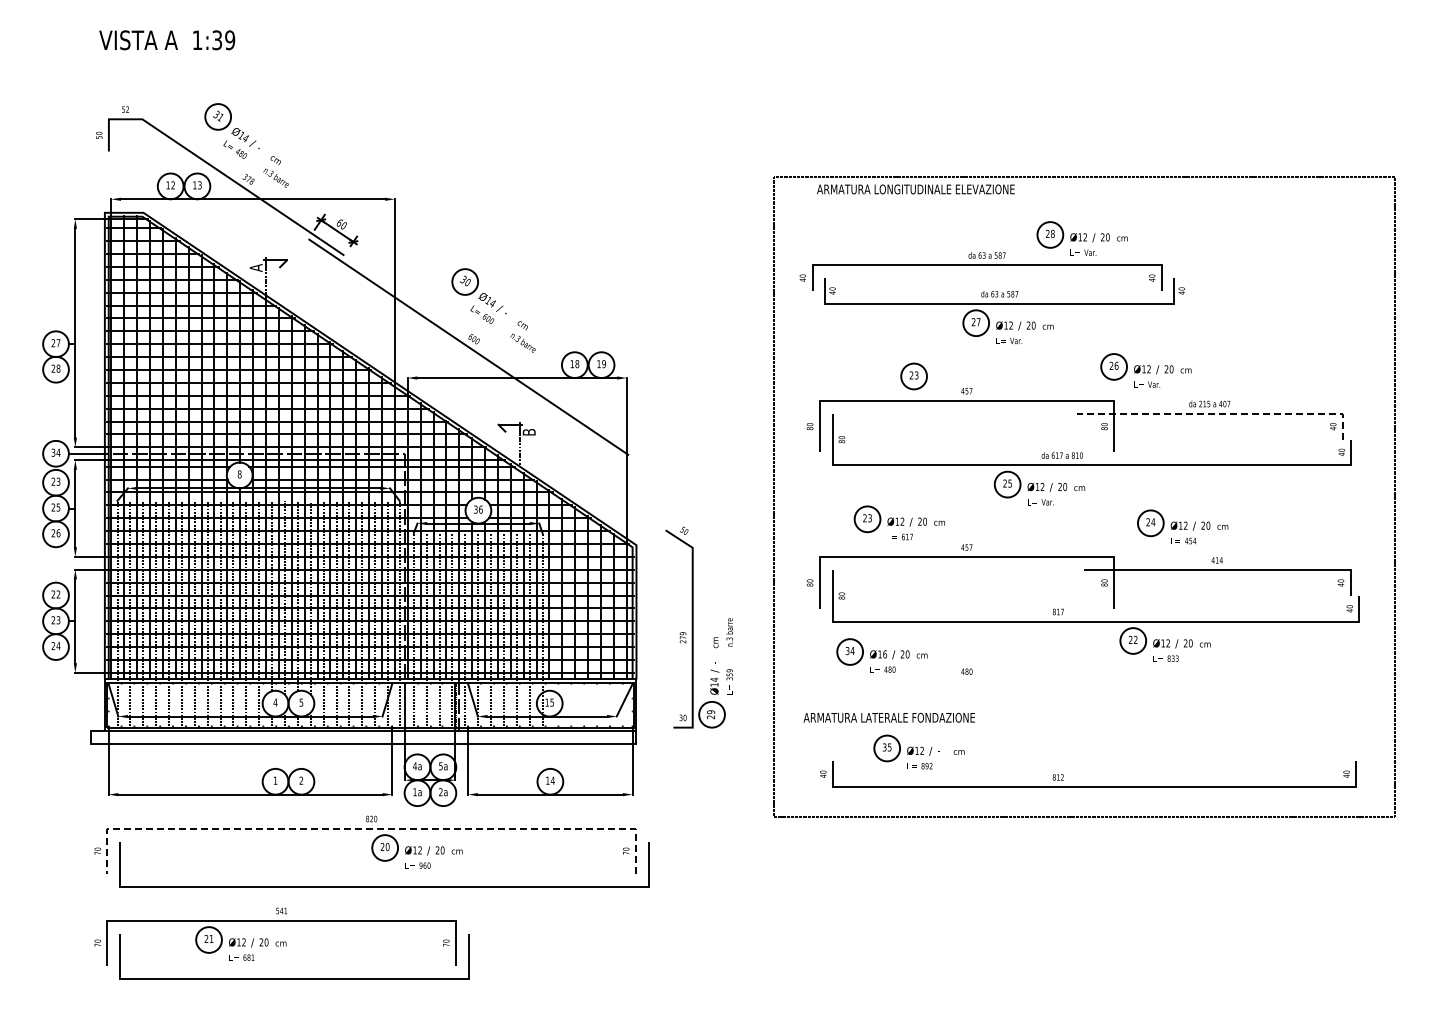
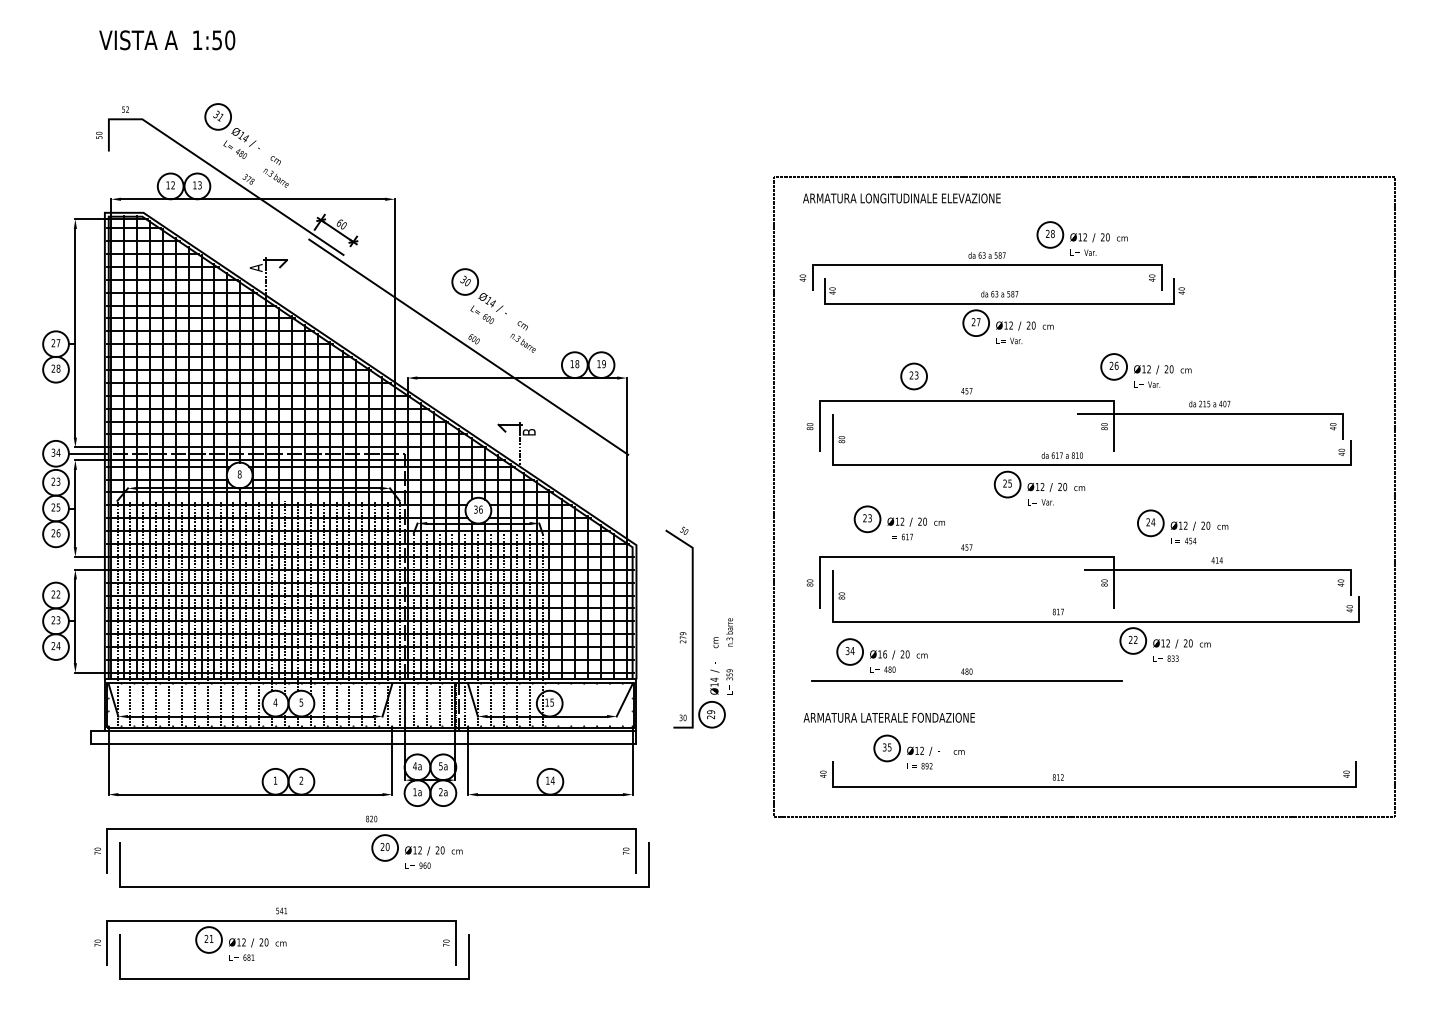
text: 1:39 -> 1:50 (223, 40)
text position: (915, 189) -> (901, 198) (901, 198)
line: dashed -> solid (1223, 413)
line: none -> present (966, 681)
line: dashed -> solid (371, 828)
